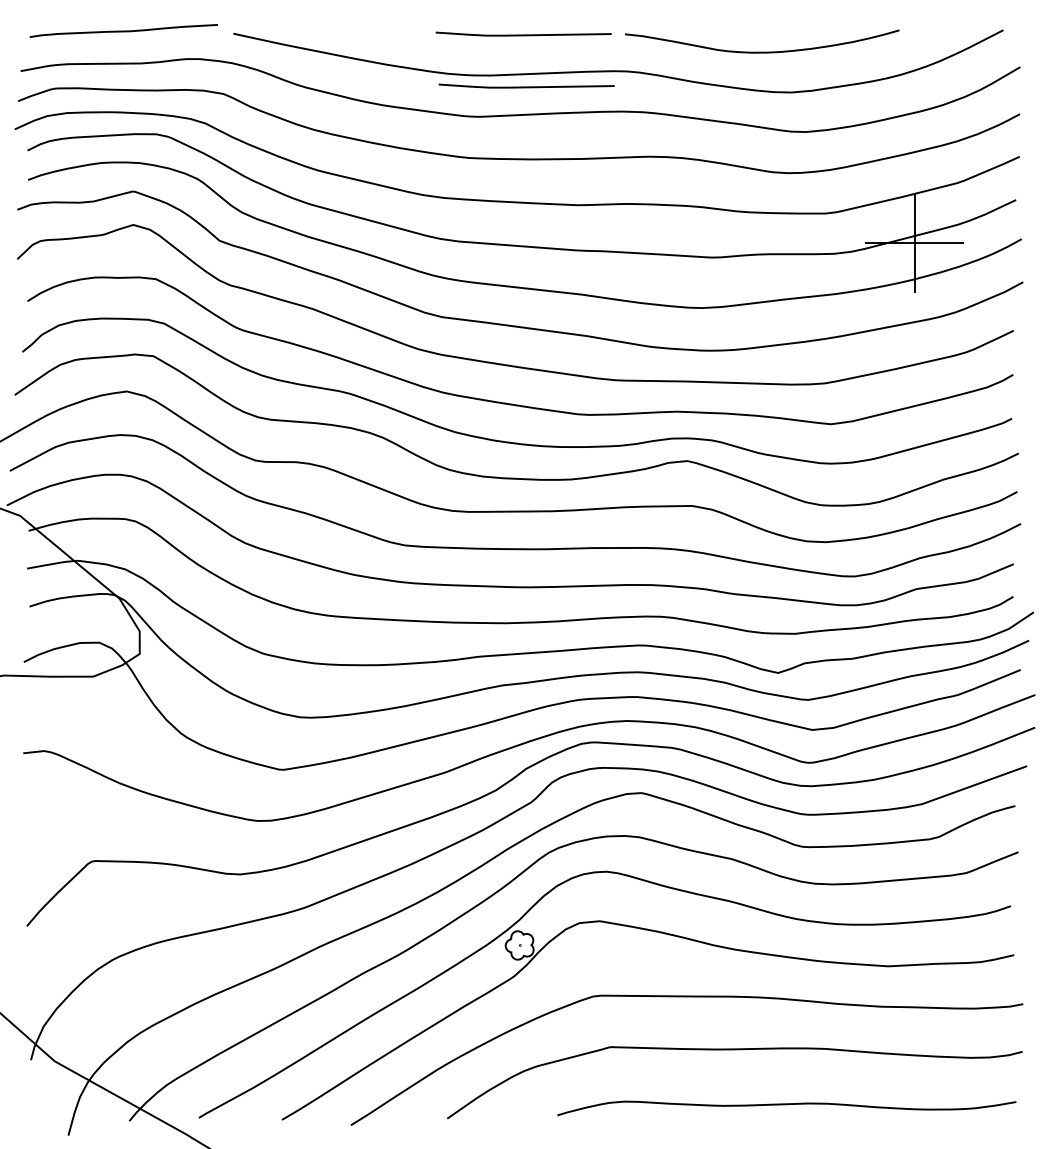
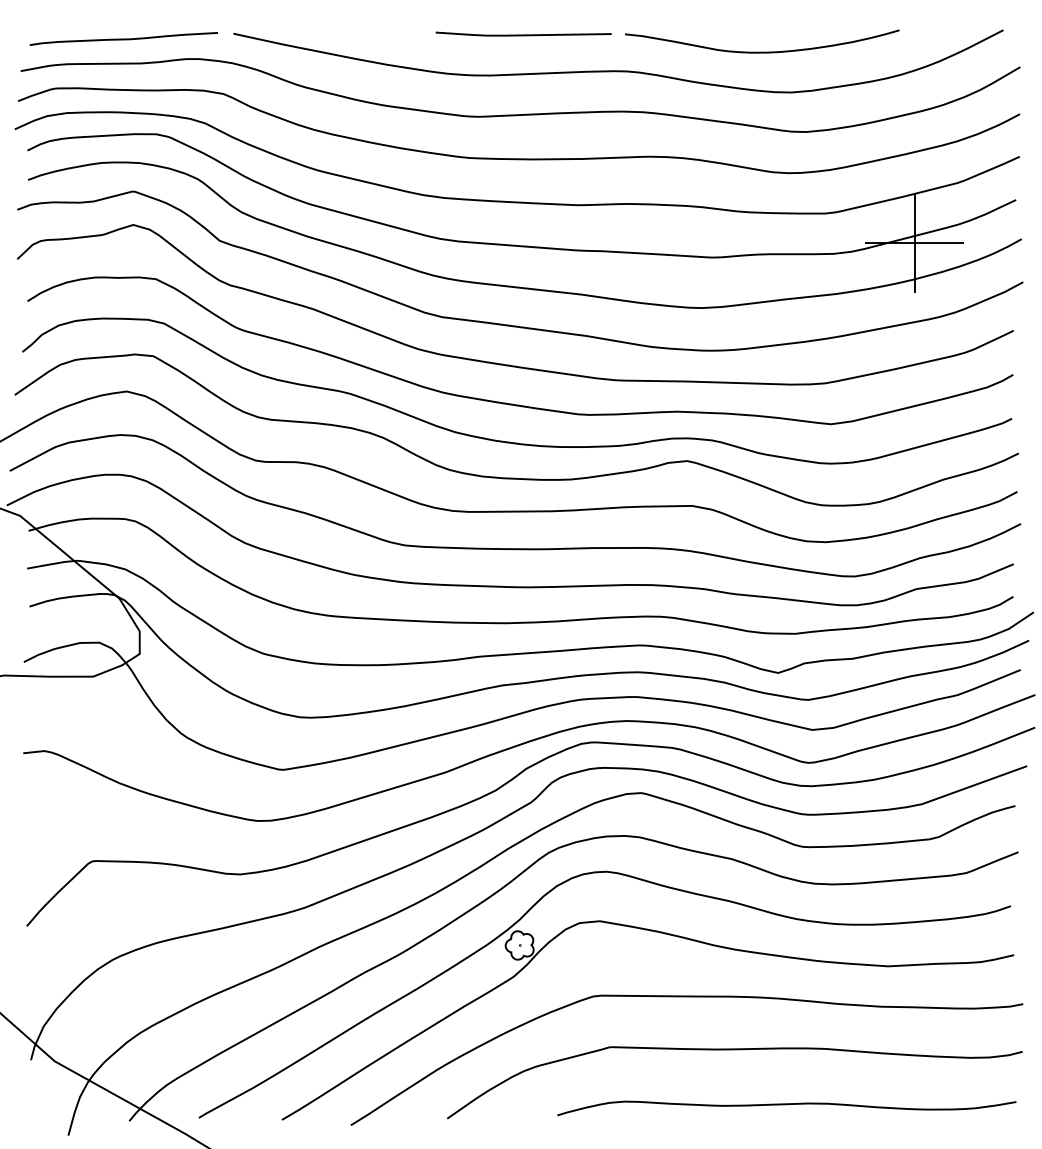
curve position: (123, 30) -> (123, 38) (123, 38)
line: present -> none (526, 86)
